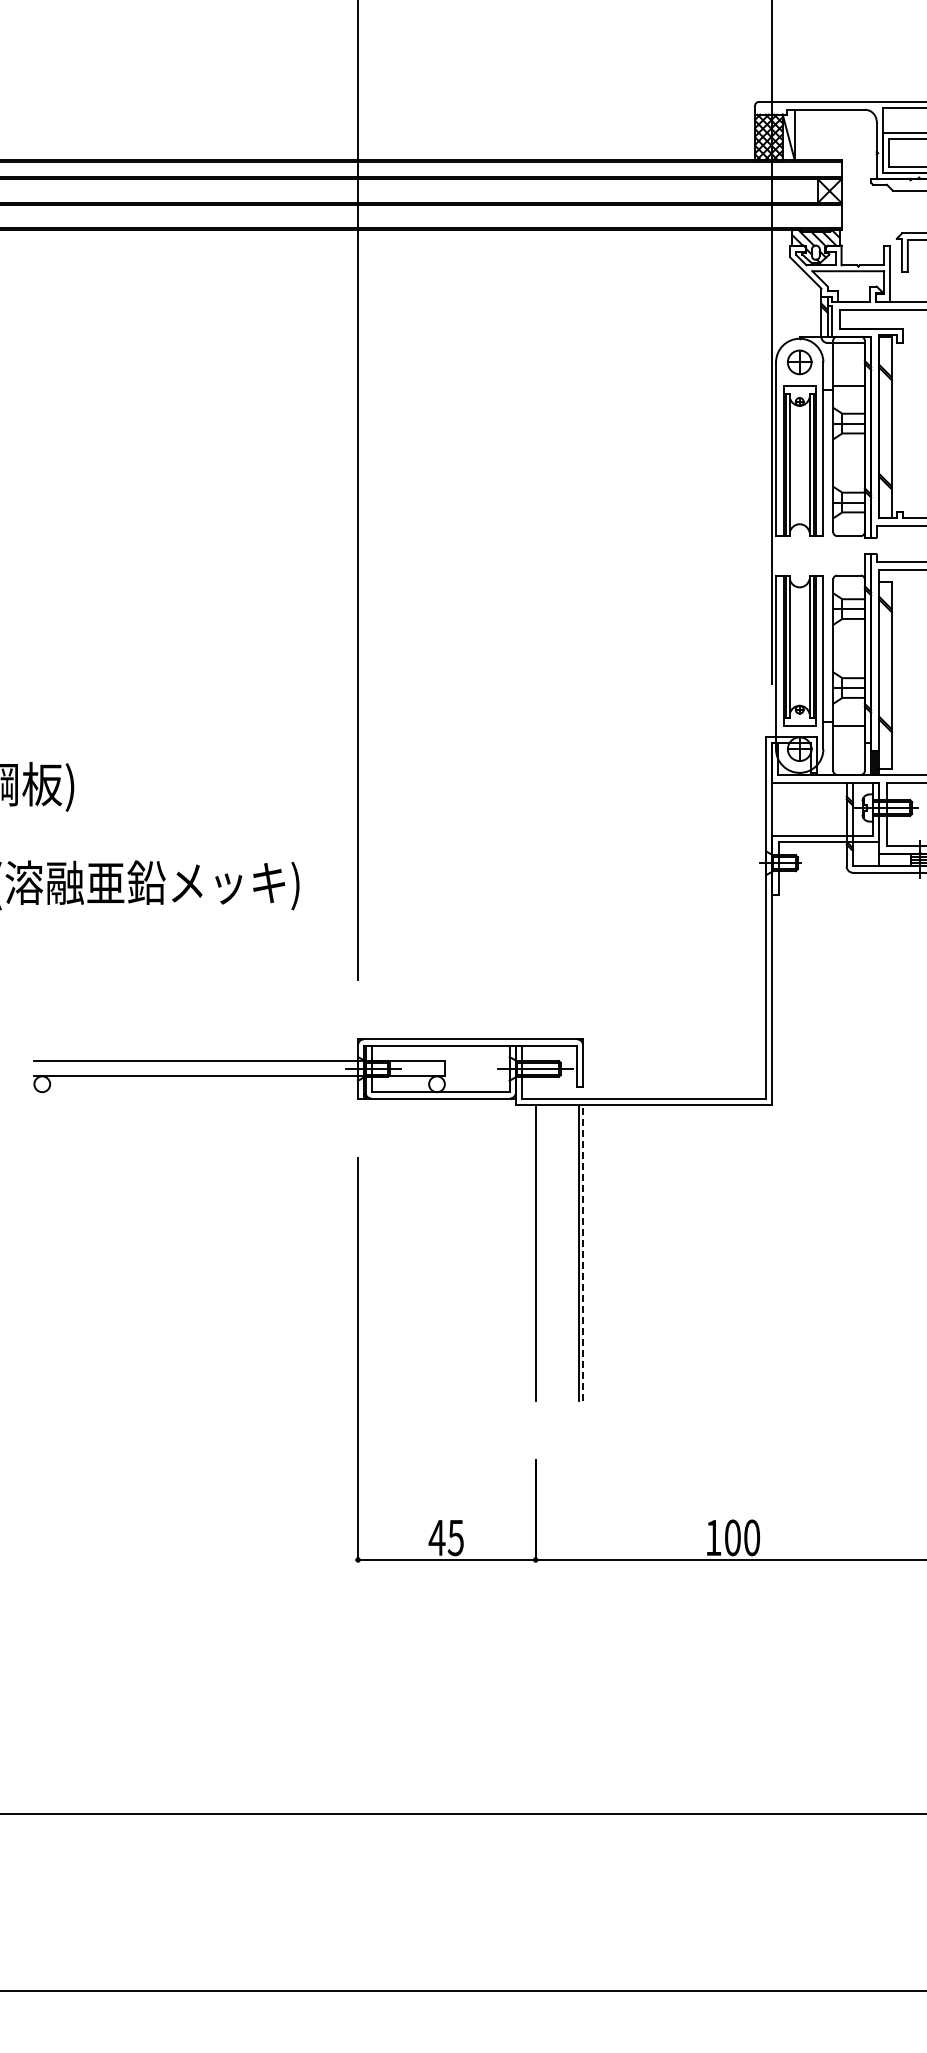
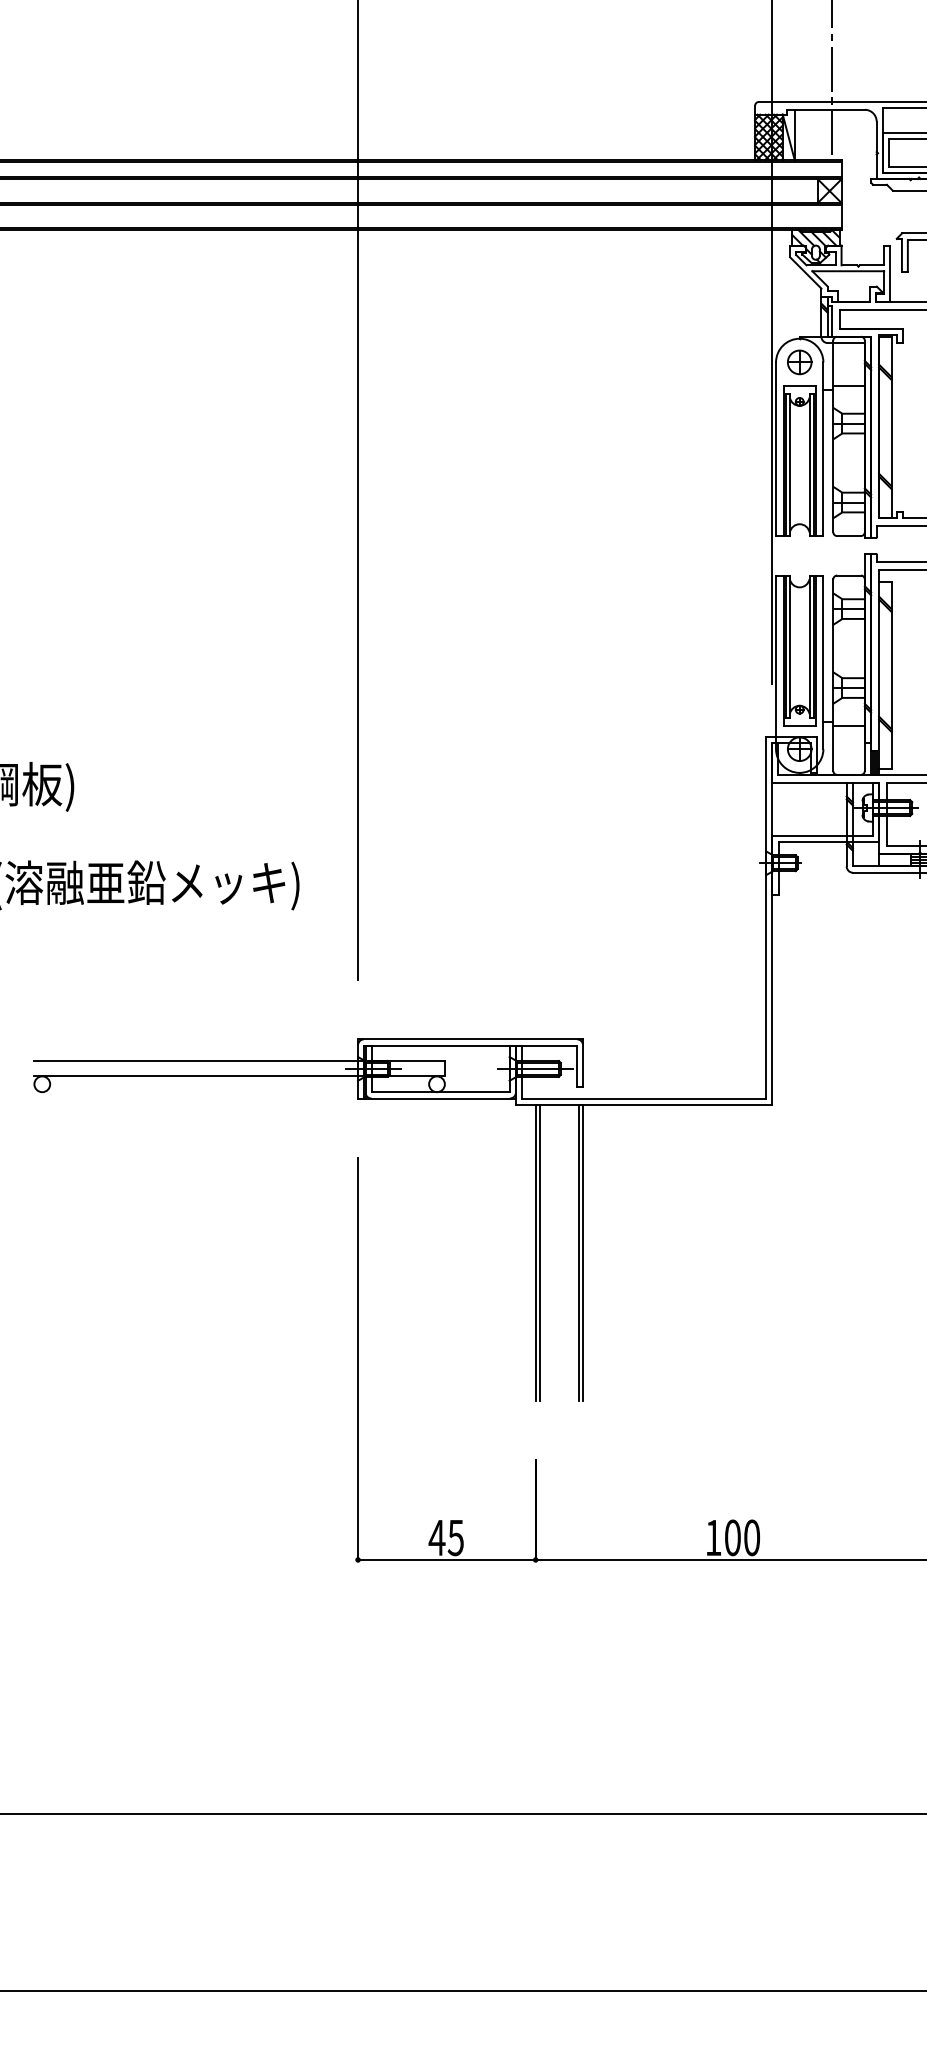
line: none -> present (831, 78)
line: none -> present (539, 1252)
line: dashed -> solid (583, 1252)
